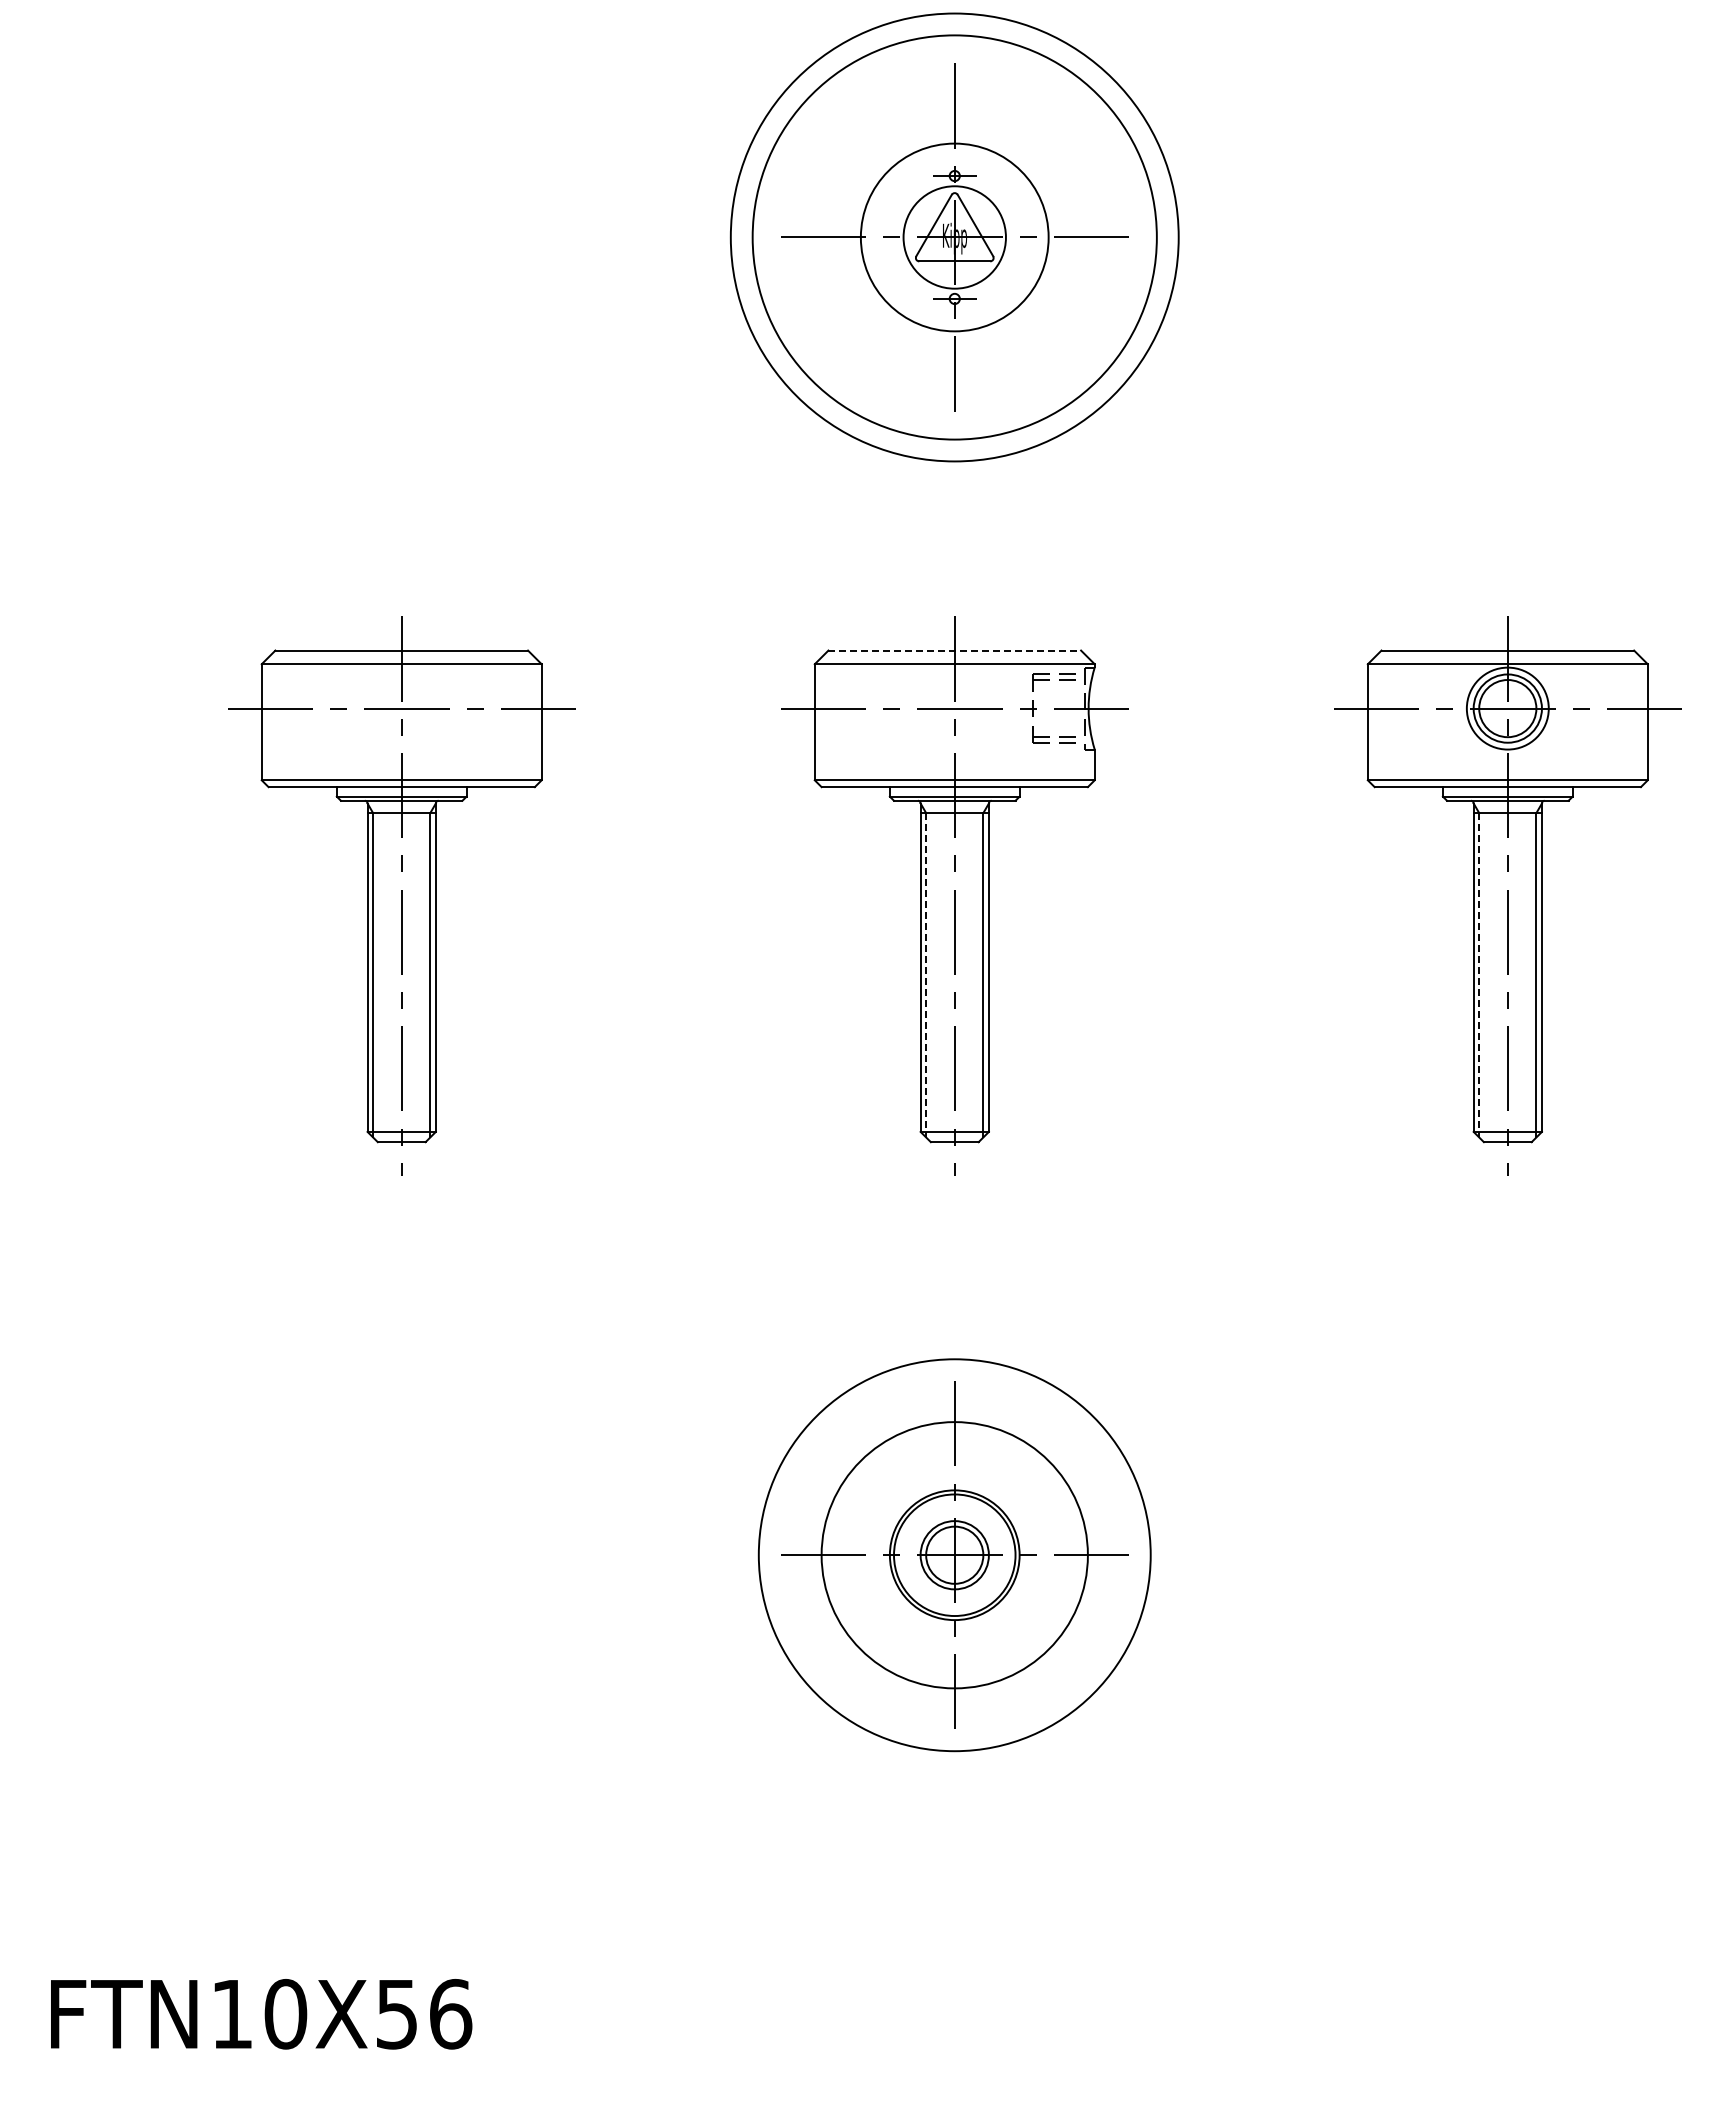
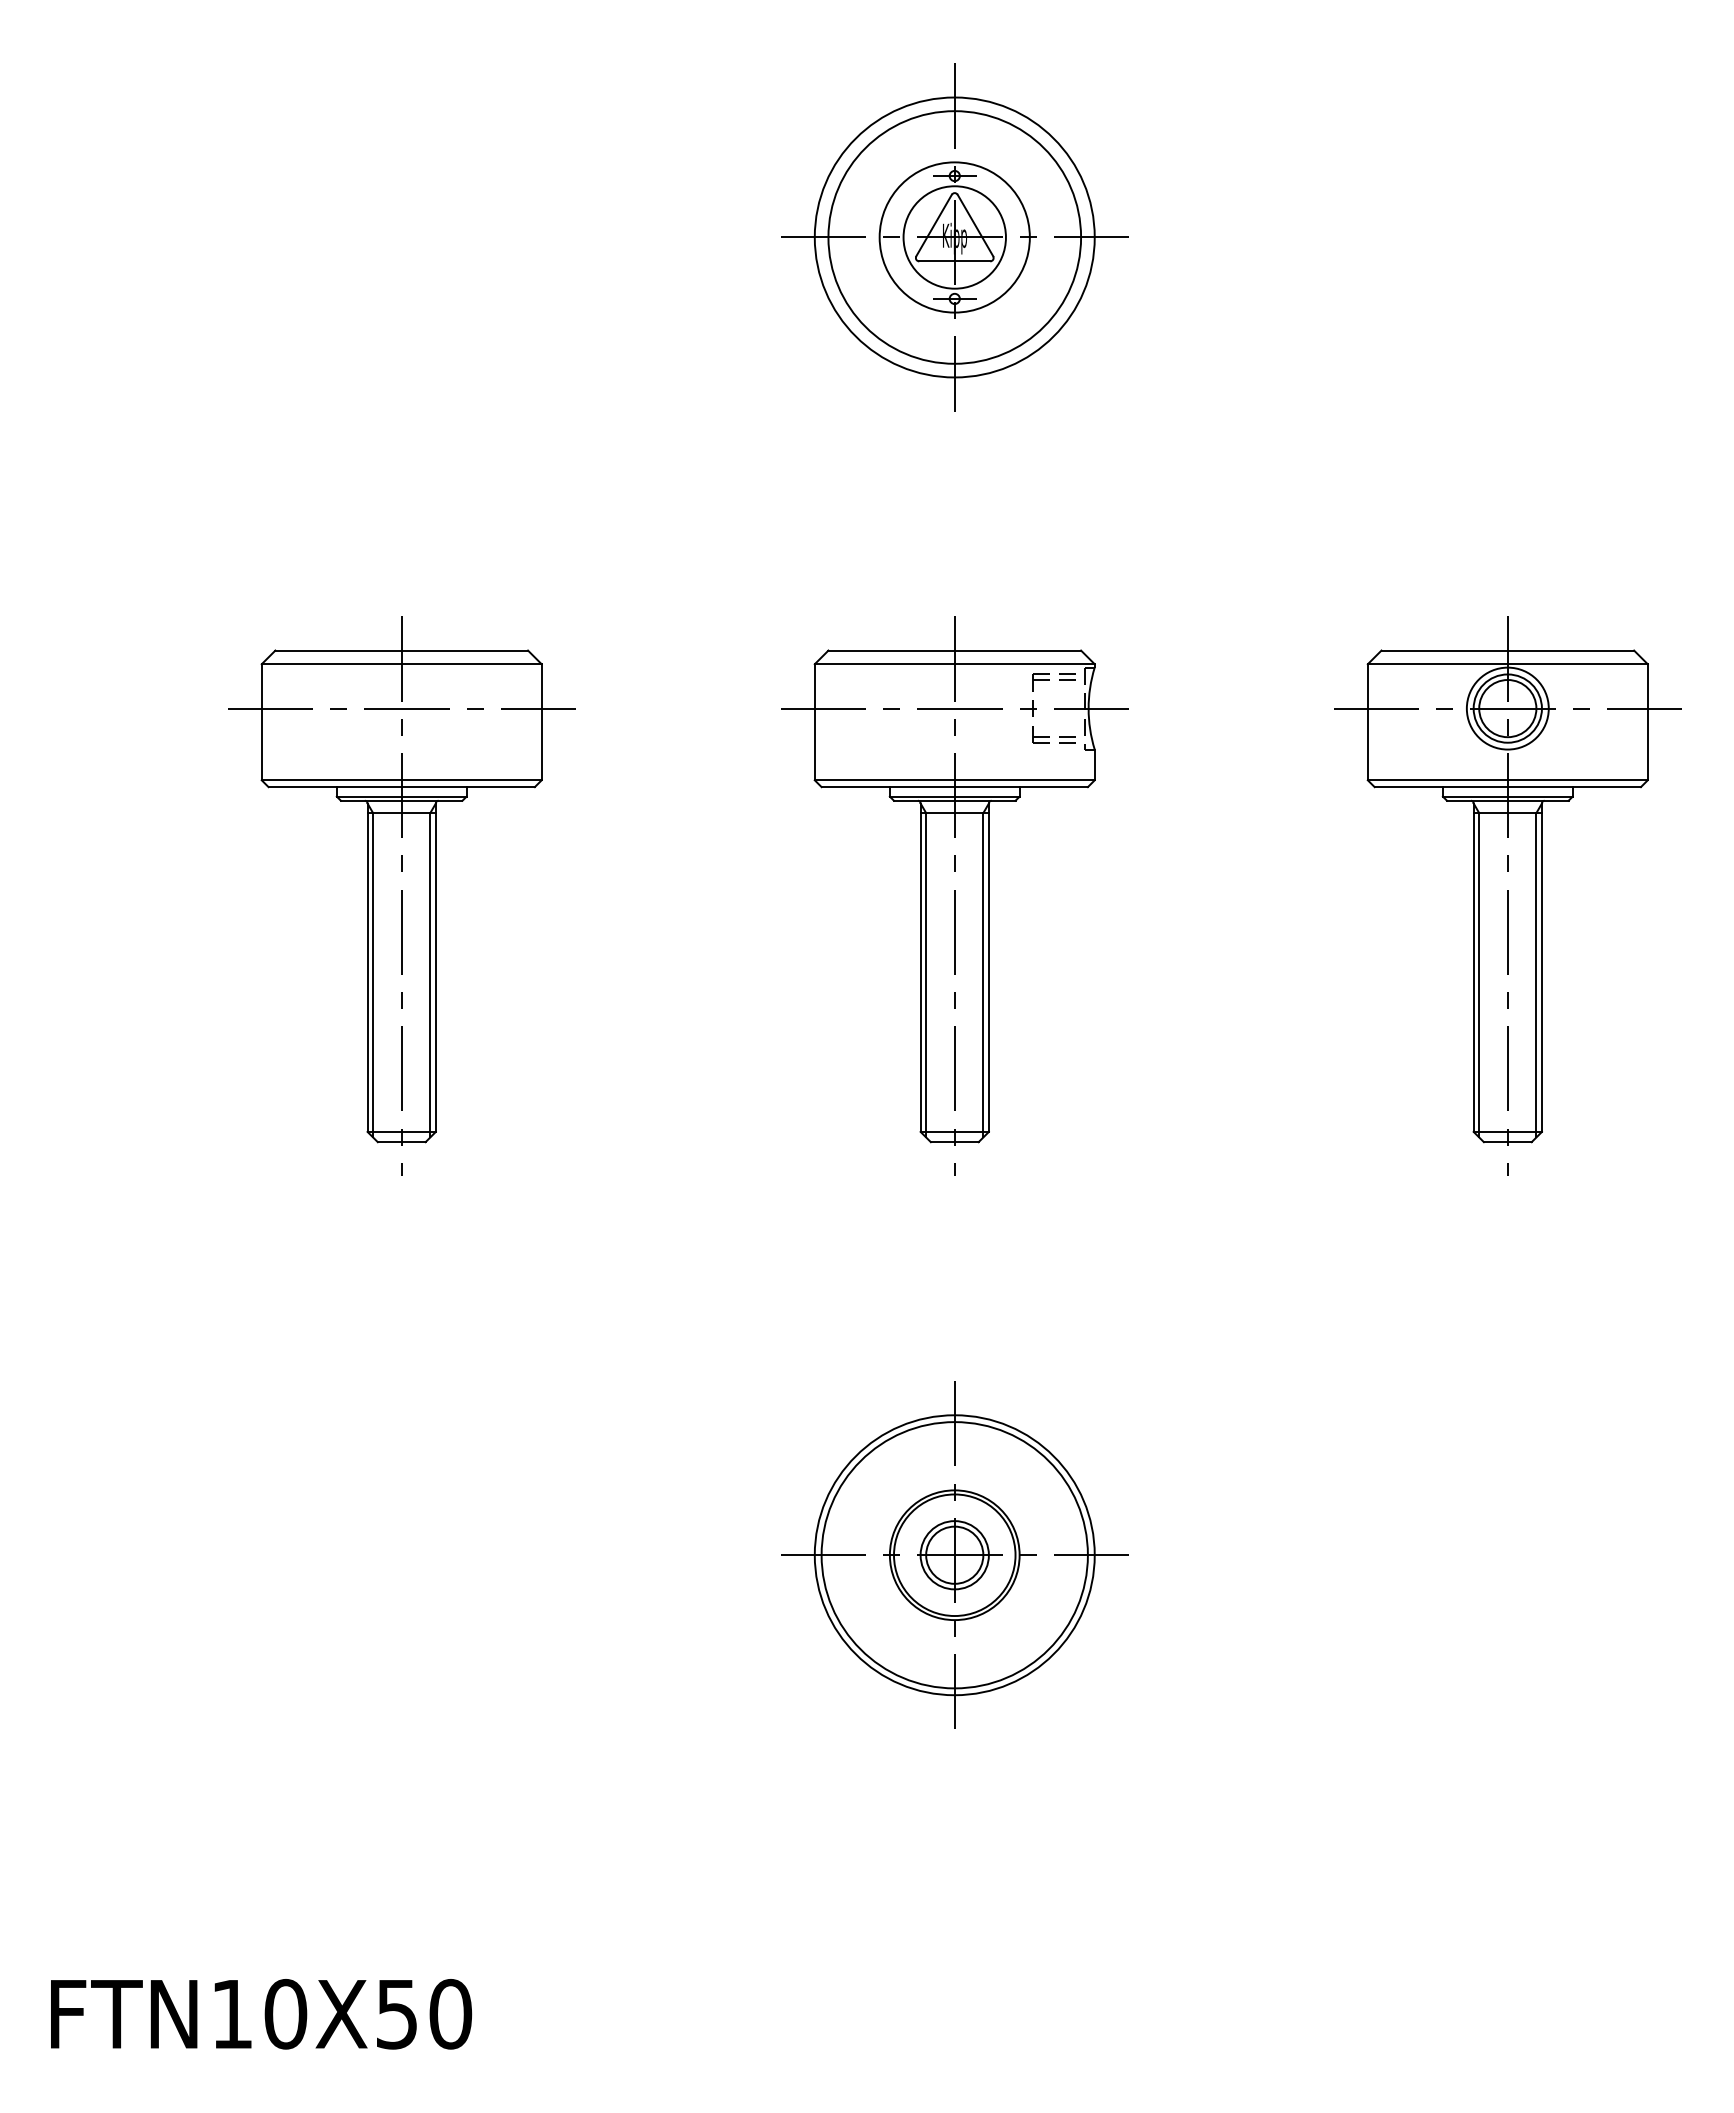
circle diameter: 188 px -> 150 px (954, 237)
circle diameter: 404 px -> 253 px (954, 237)
circle diameter: 448 px -> 280 px (954, 237)
line: dashed -> solid (955, 650)
line: dashed -> solid (926, 975)
line: dashed -> solid (1479, 975)
circle diameter: 392 px -> 280 px (954, 1555)
text: FTN10X56 -> FTN10X50 (450, 2013)
